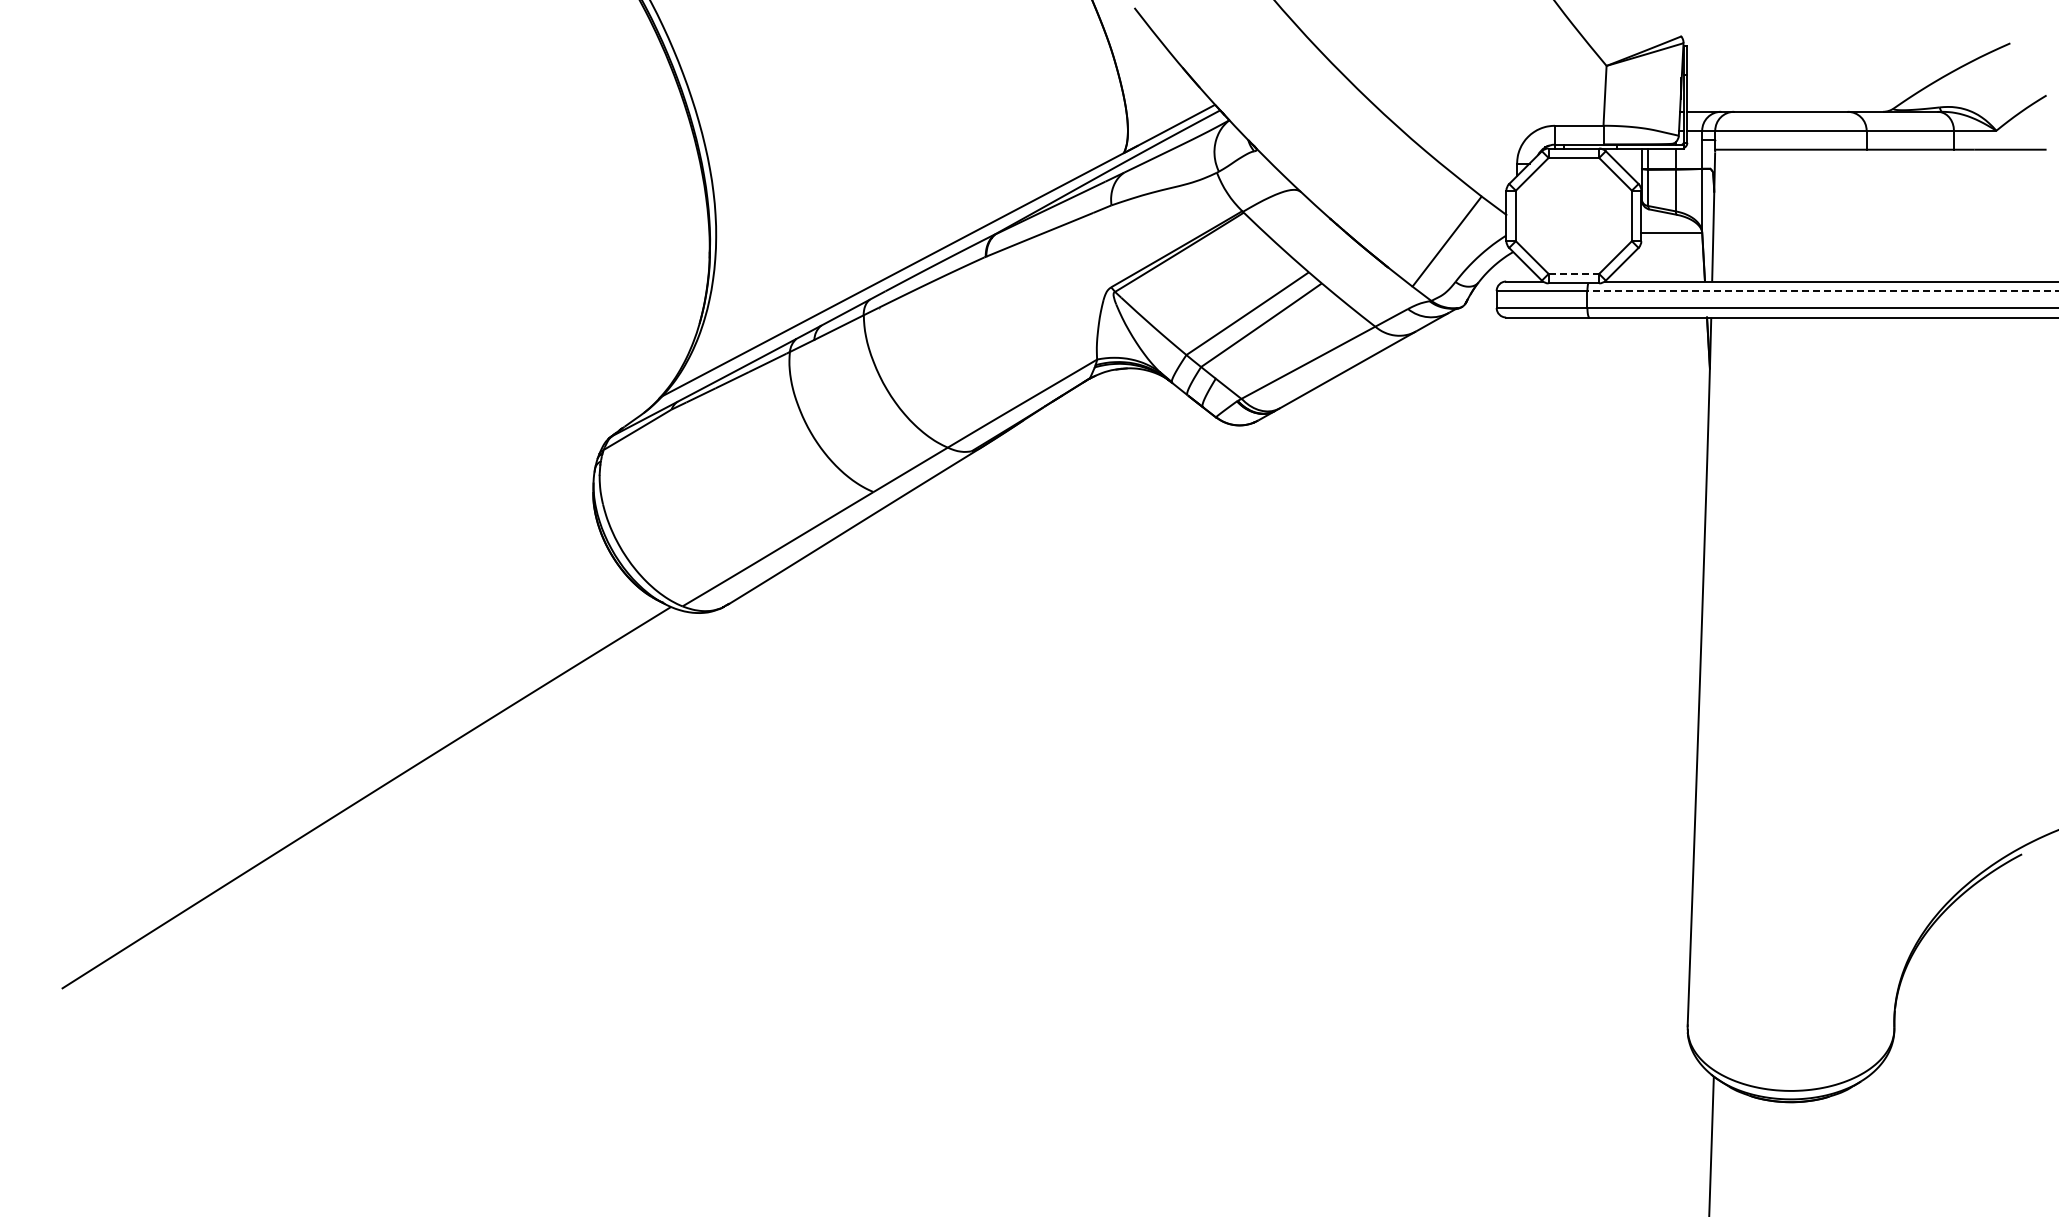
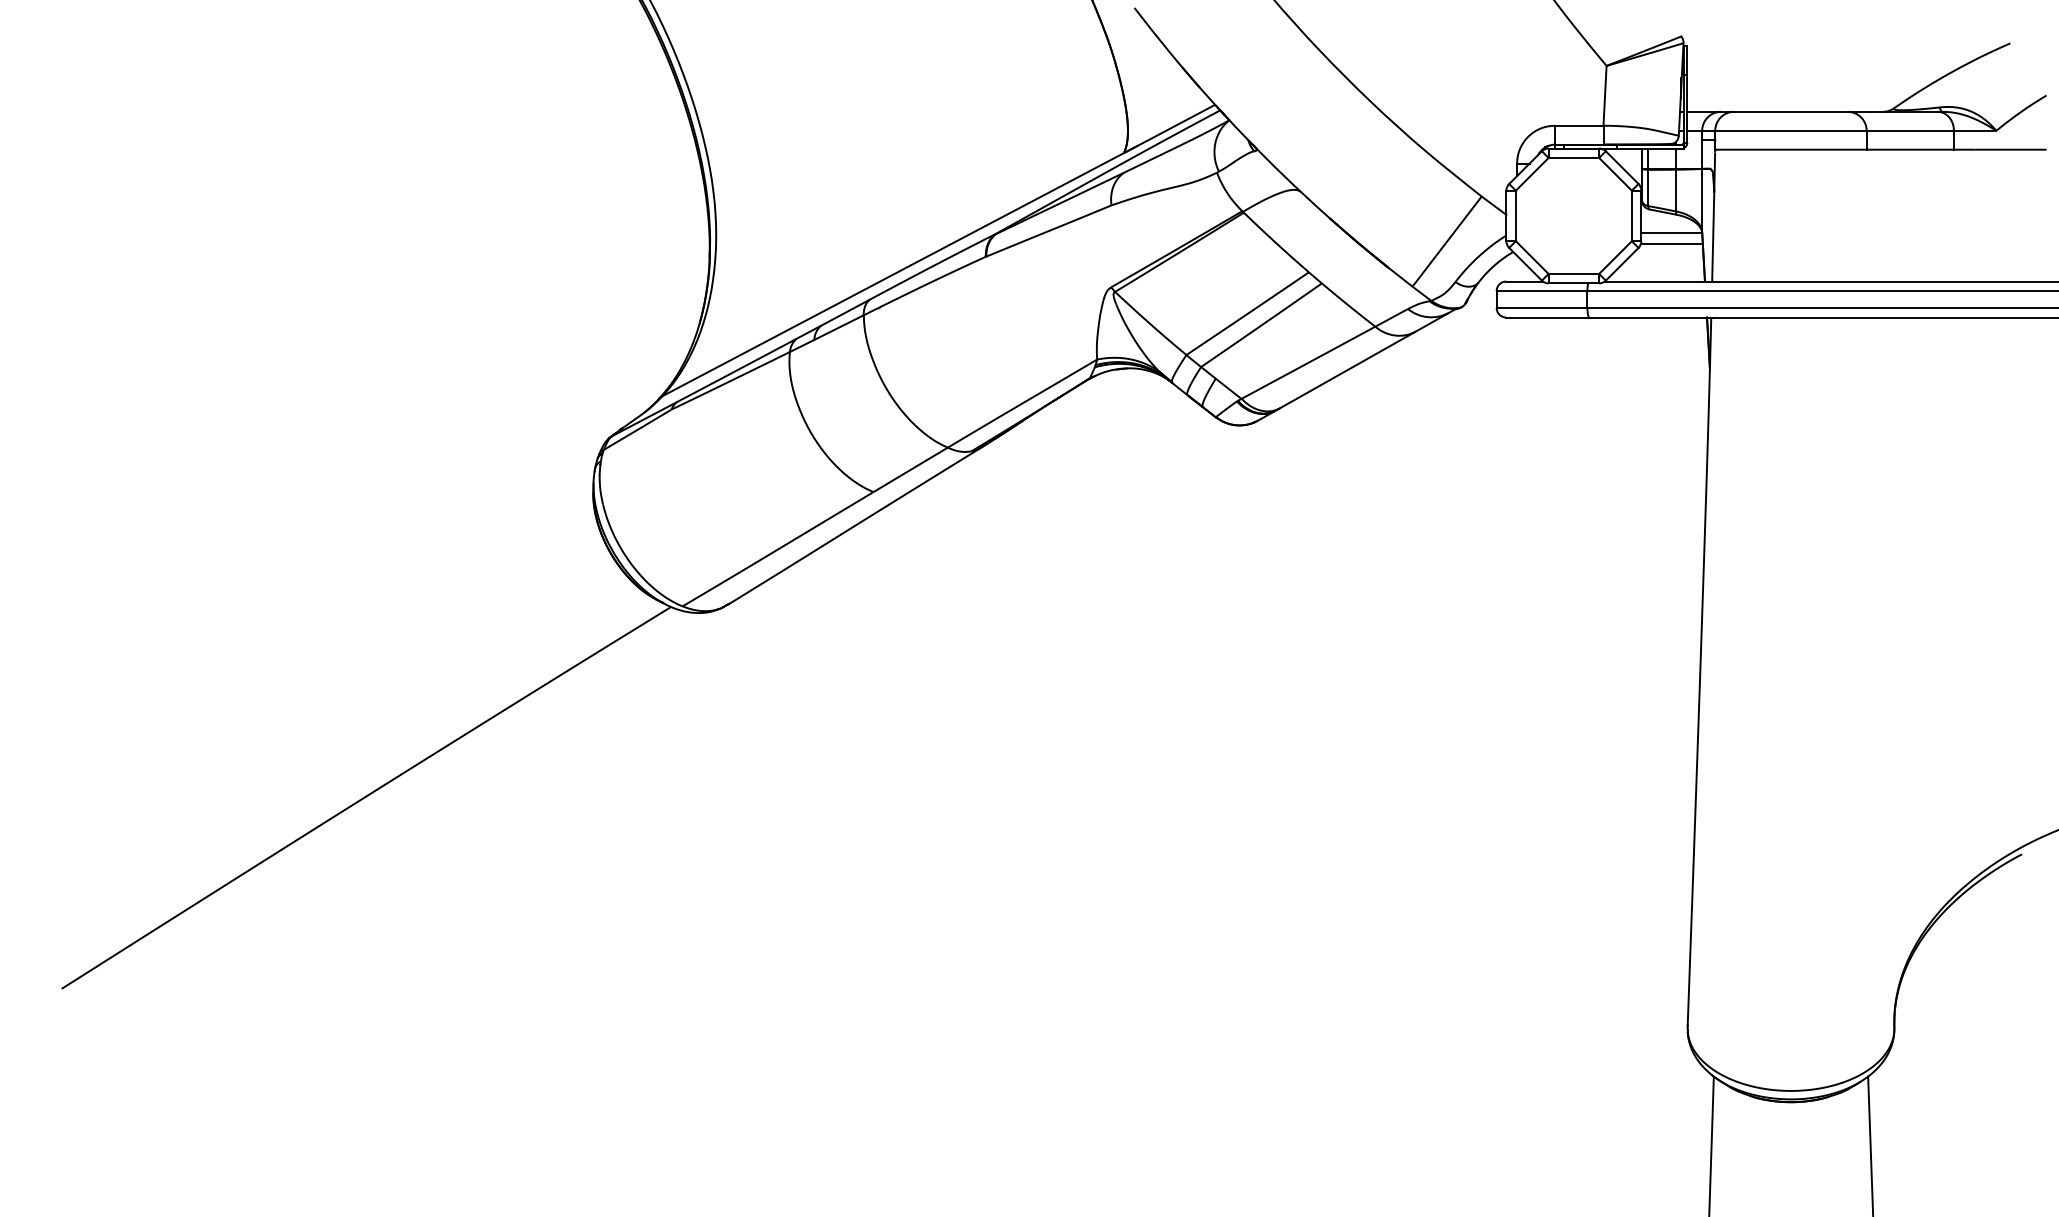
line: none -> present (1671, 244)
line: dashed -> solid (1574, 273)
line: dashed -> solid (1822, 291)
line: none -> present (1870, 1144)
